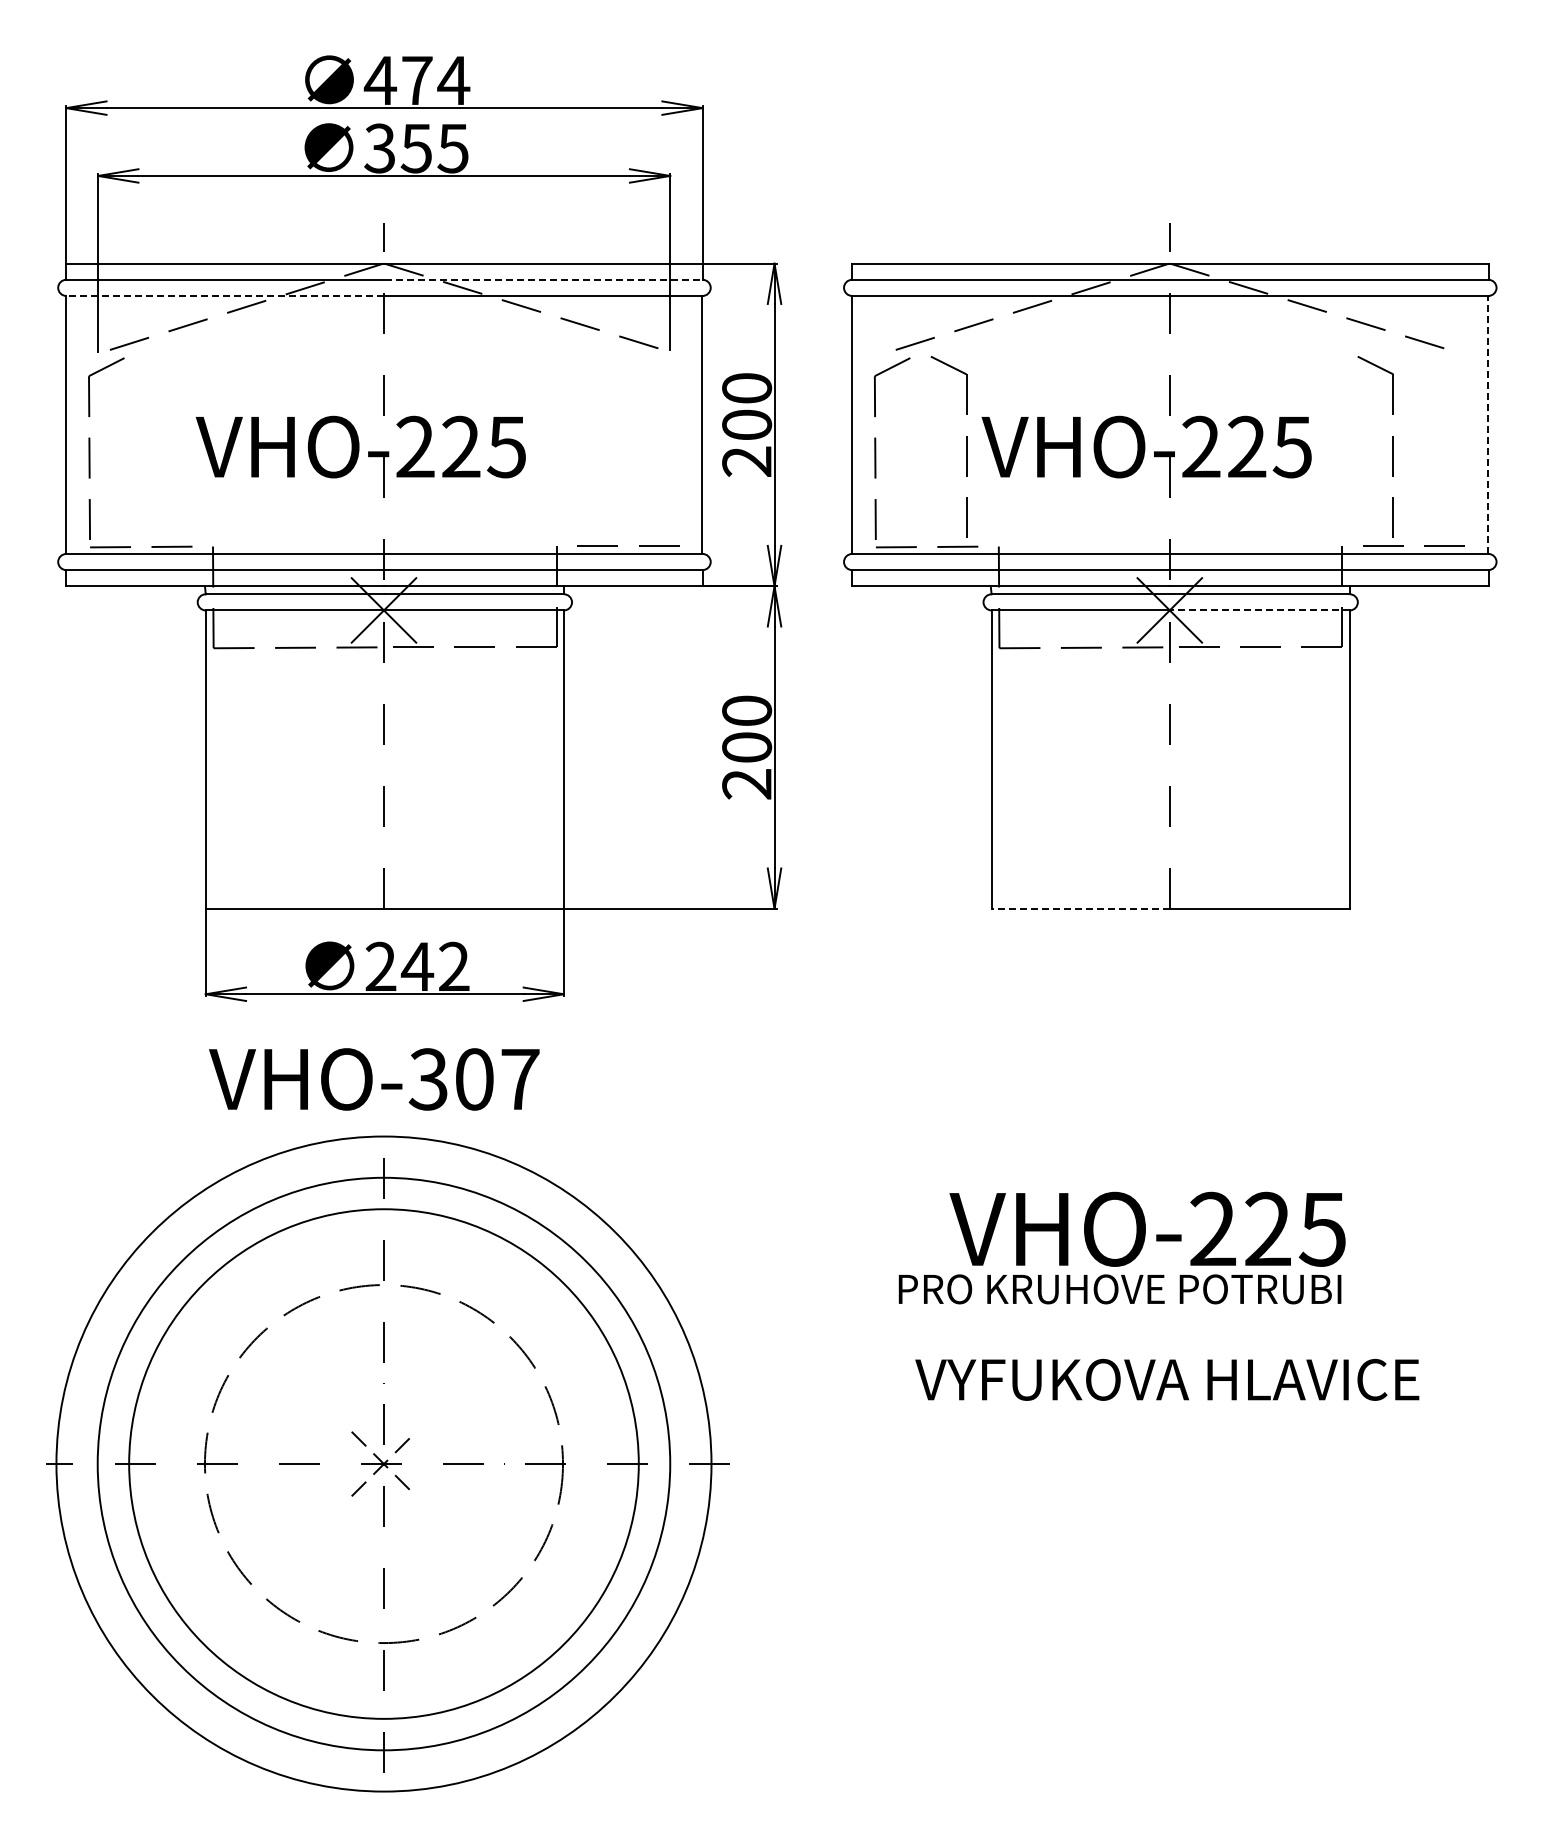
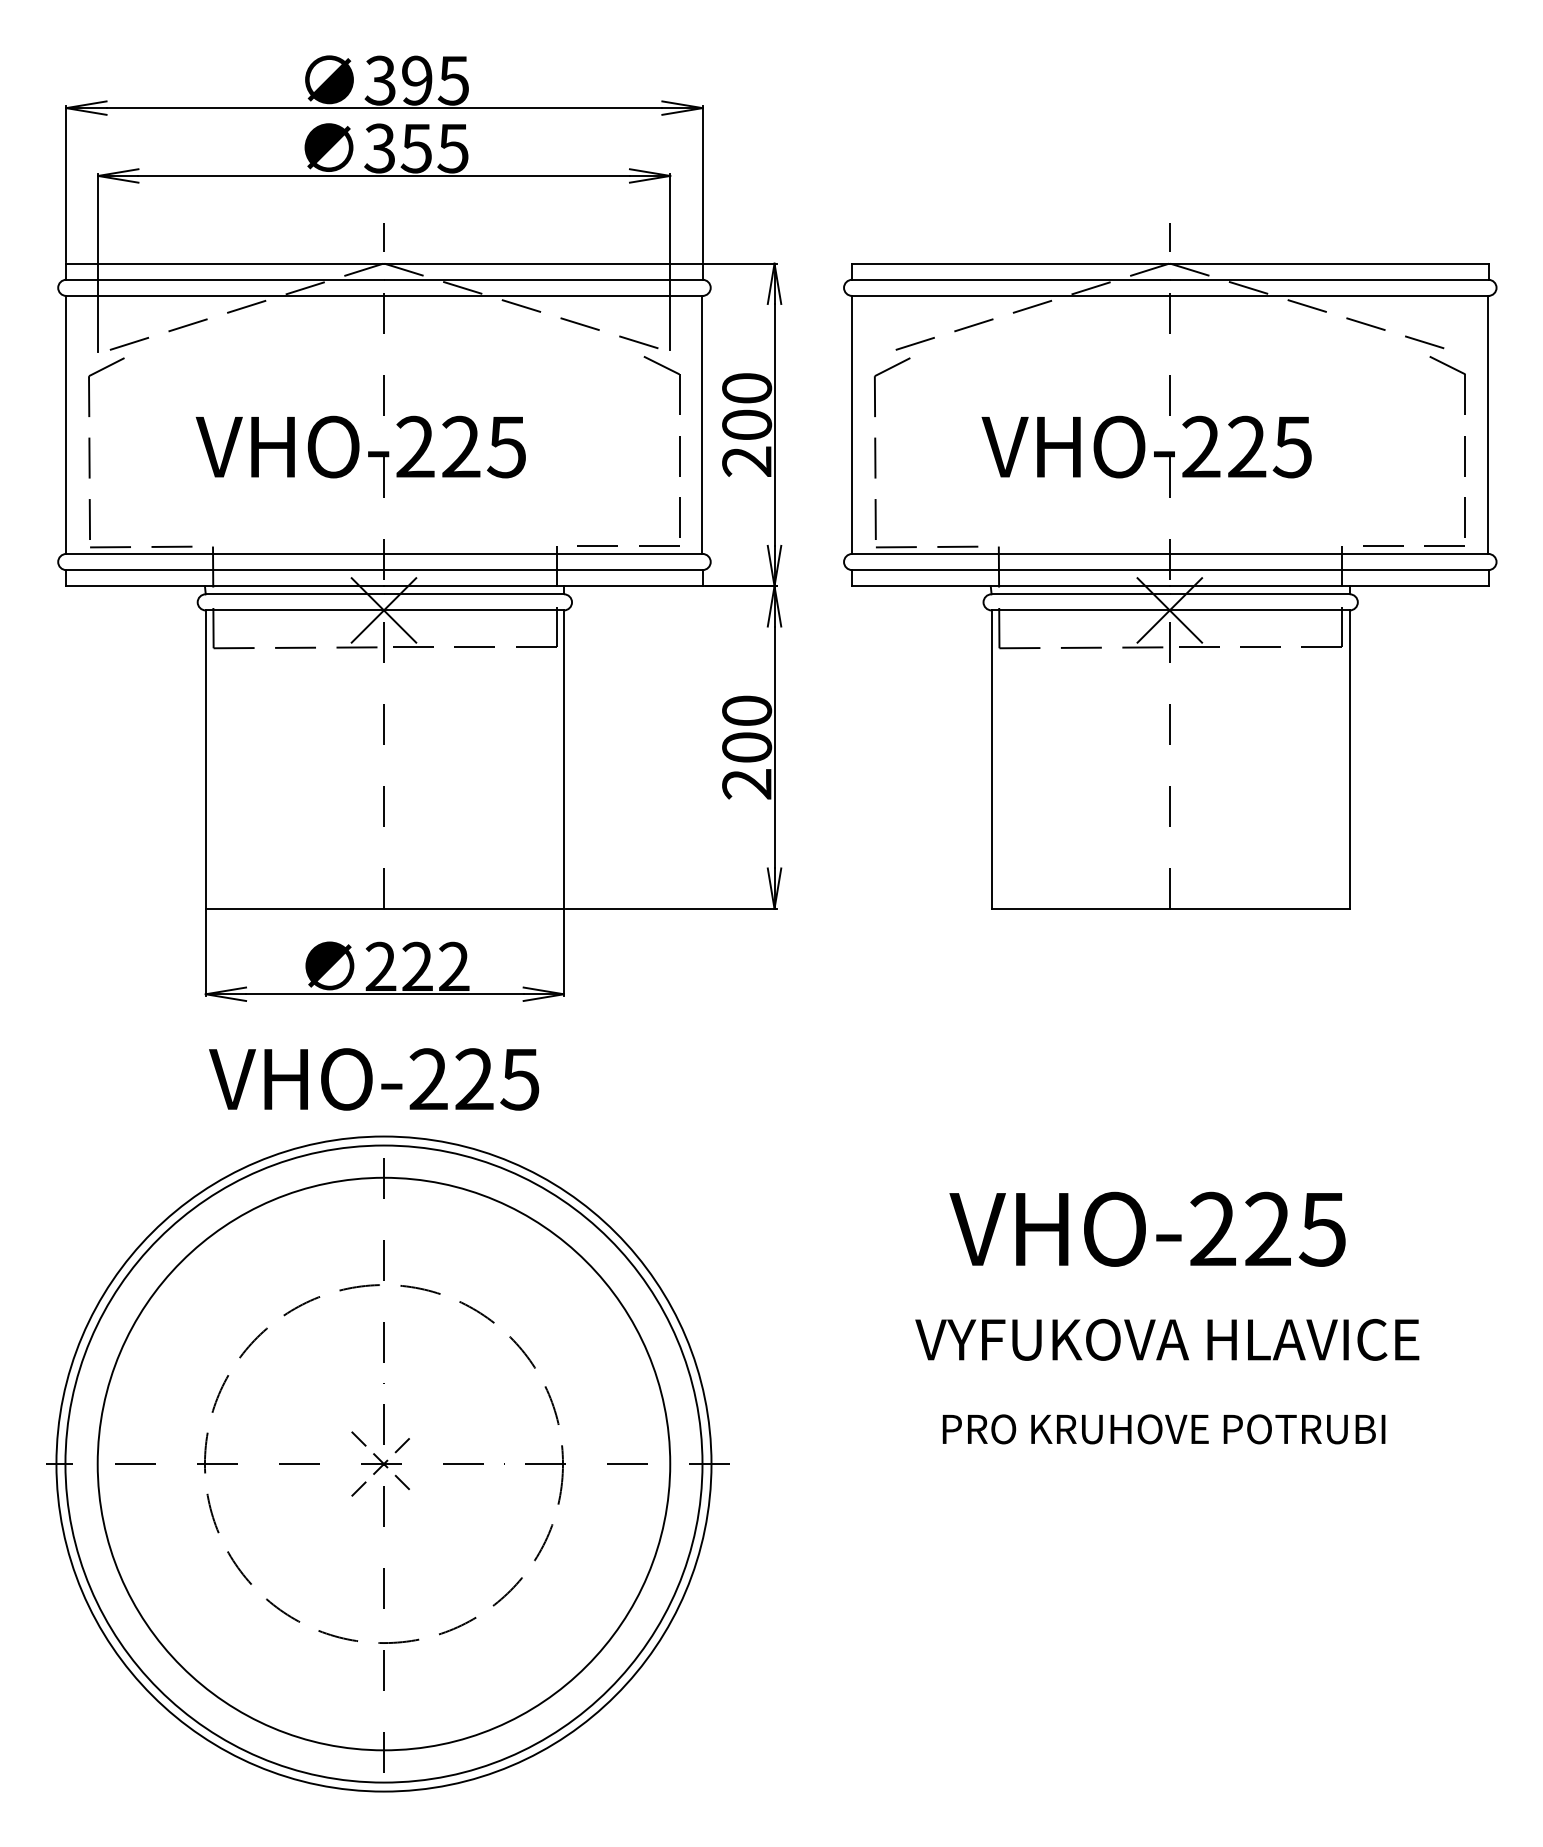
text: 474 -> 395 (416, 80)
line: dashed -> solid (543, 279)
line: dashed -> solid (225, 295)
line: dashed -> solid (1487, 424)
part position: (966, 446) -> (679, 446) (679, 446)
part position: (1392, 446) -> (1464, 446) (1464, 446)
line: dashed -> solid (1260, 610)
line: dashed -> solid (1080, 908)
text: 242 -> 222 (417, 965)
text: VHO-307 -> VHO-225 (473, 1079)
text position: (1119, 1289) -> (1163, 1429) (1163, 1429)
text position: (1167, 1379) -> (1167, 1339) (1167, 1339)
circle diameter: 510 px -> 637 px (383, 1463)
